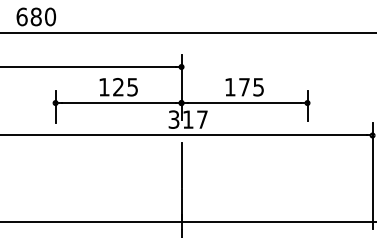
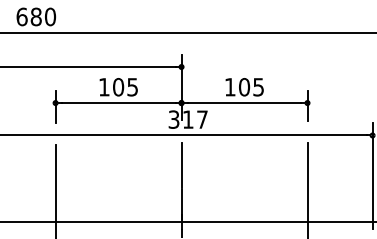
text: 125 -> 105 (118, 87)
text: 175 -> 105 (244, 87)
line: none -> present (307, 188)
line: none -> present (55, 189)
